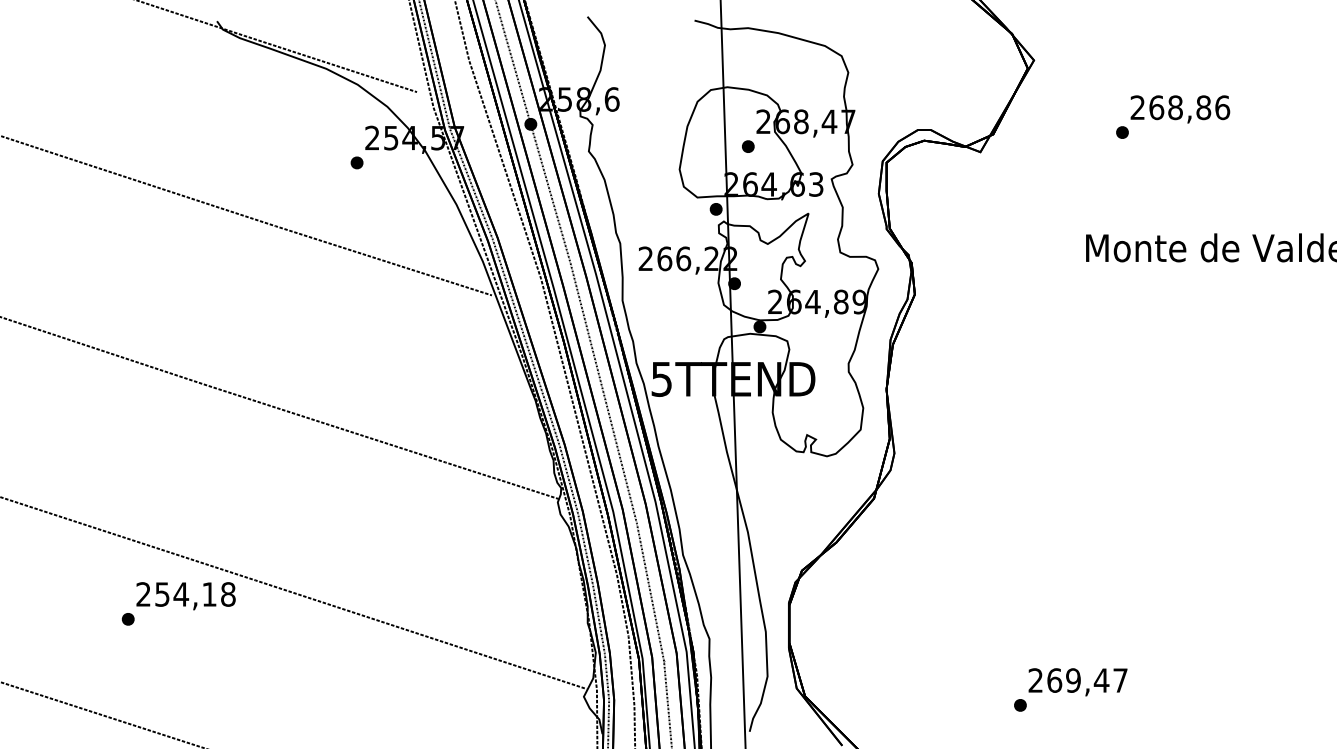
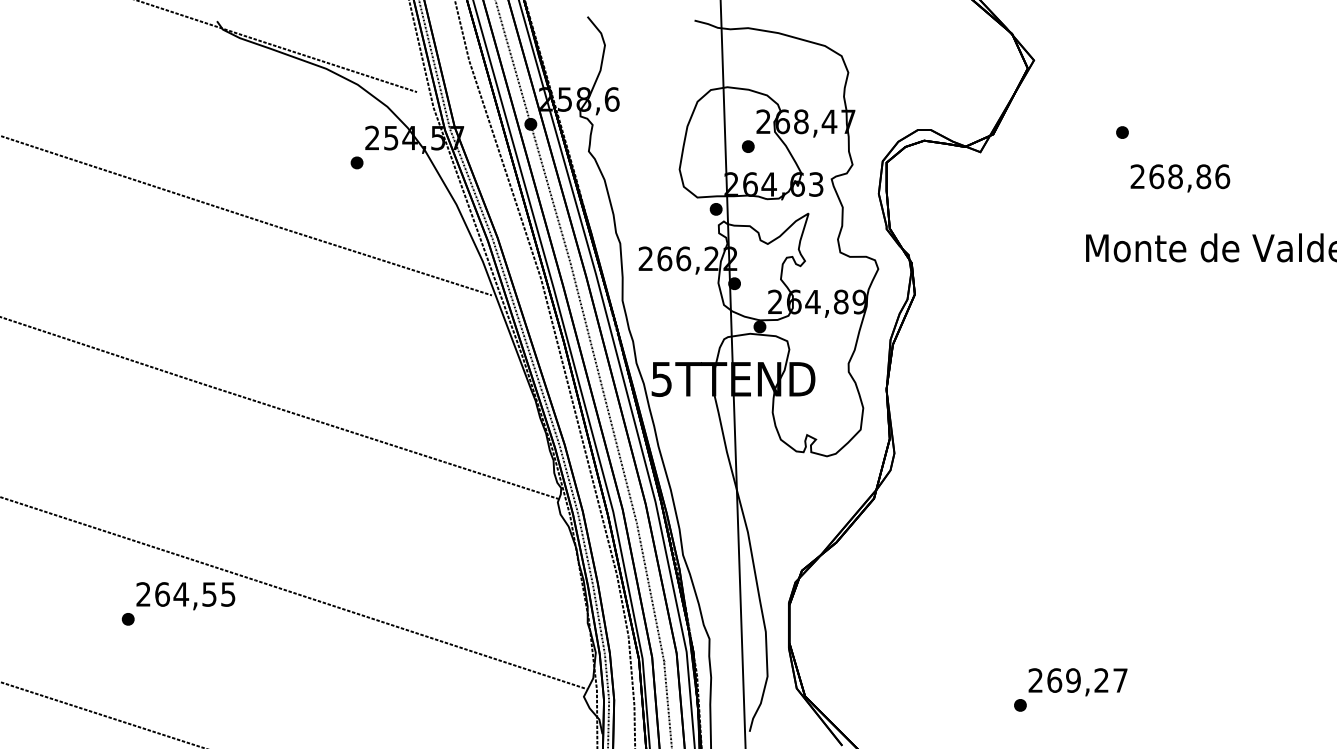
text position: (1180, 109) -> (1180, 178) (1180, 178)
text: 254,18 -> 264,55 (195, 594)
text: 269,47 -> 269,27 (1101, 680)
